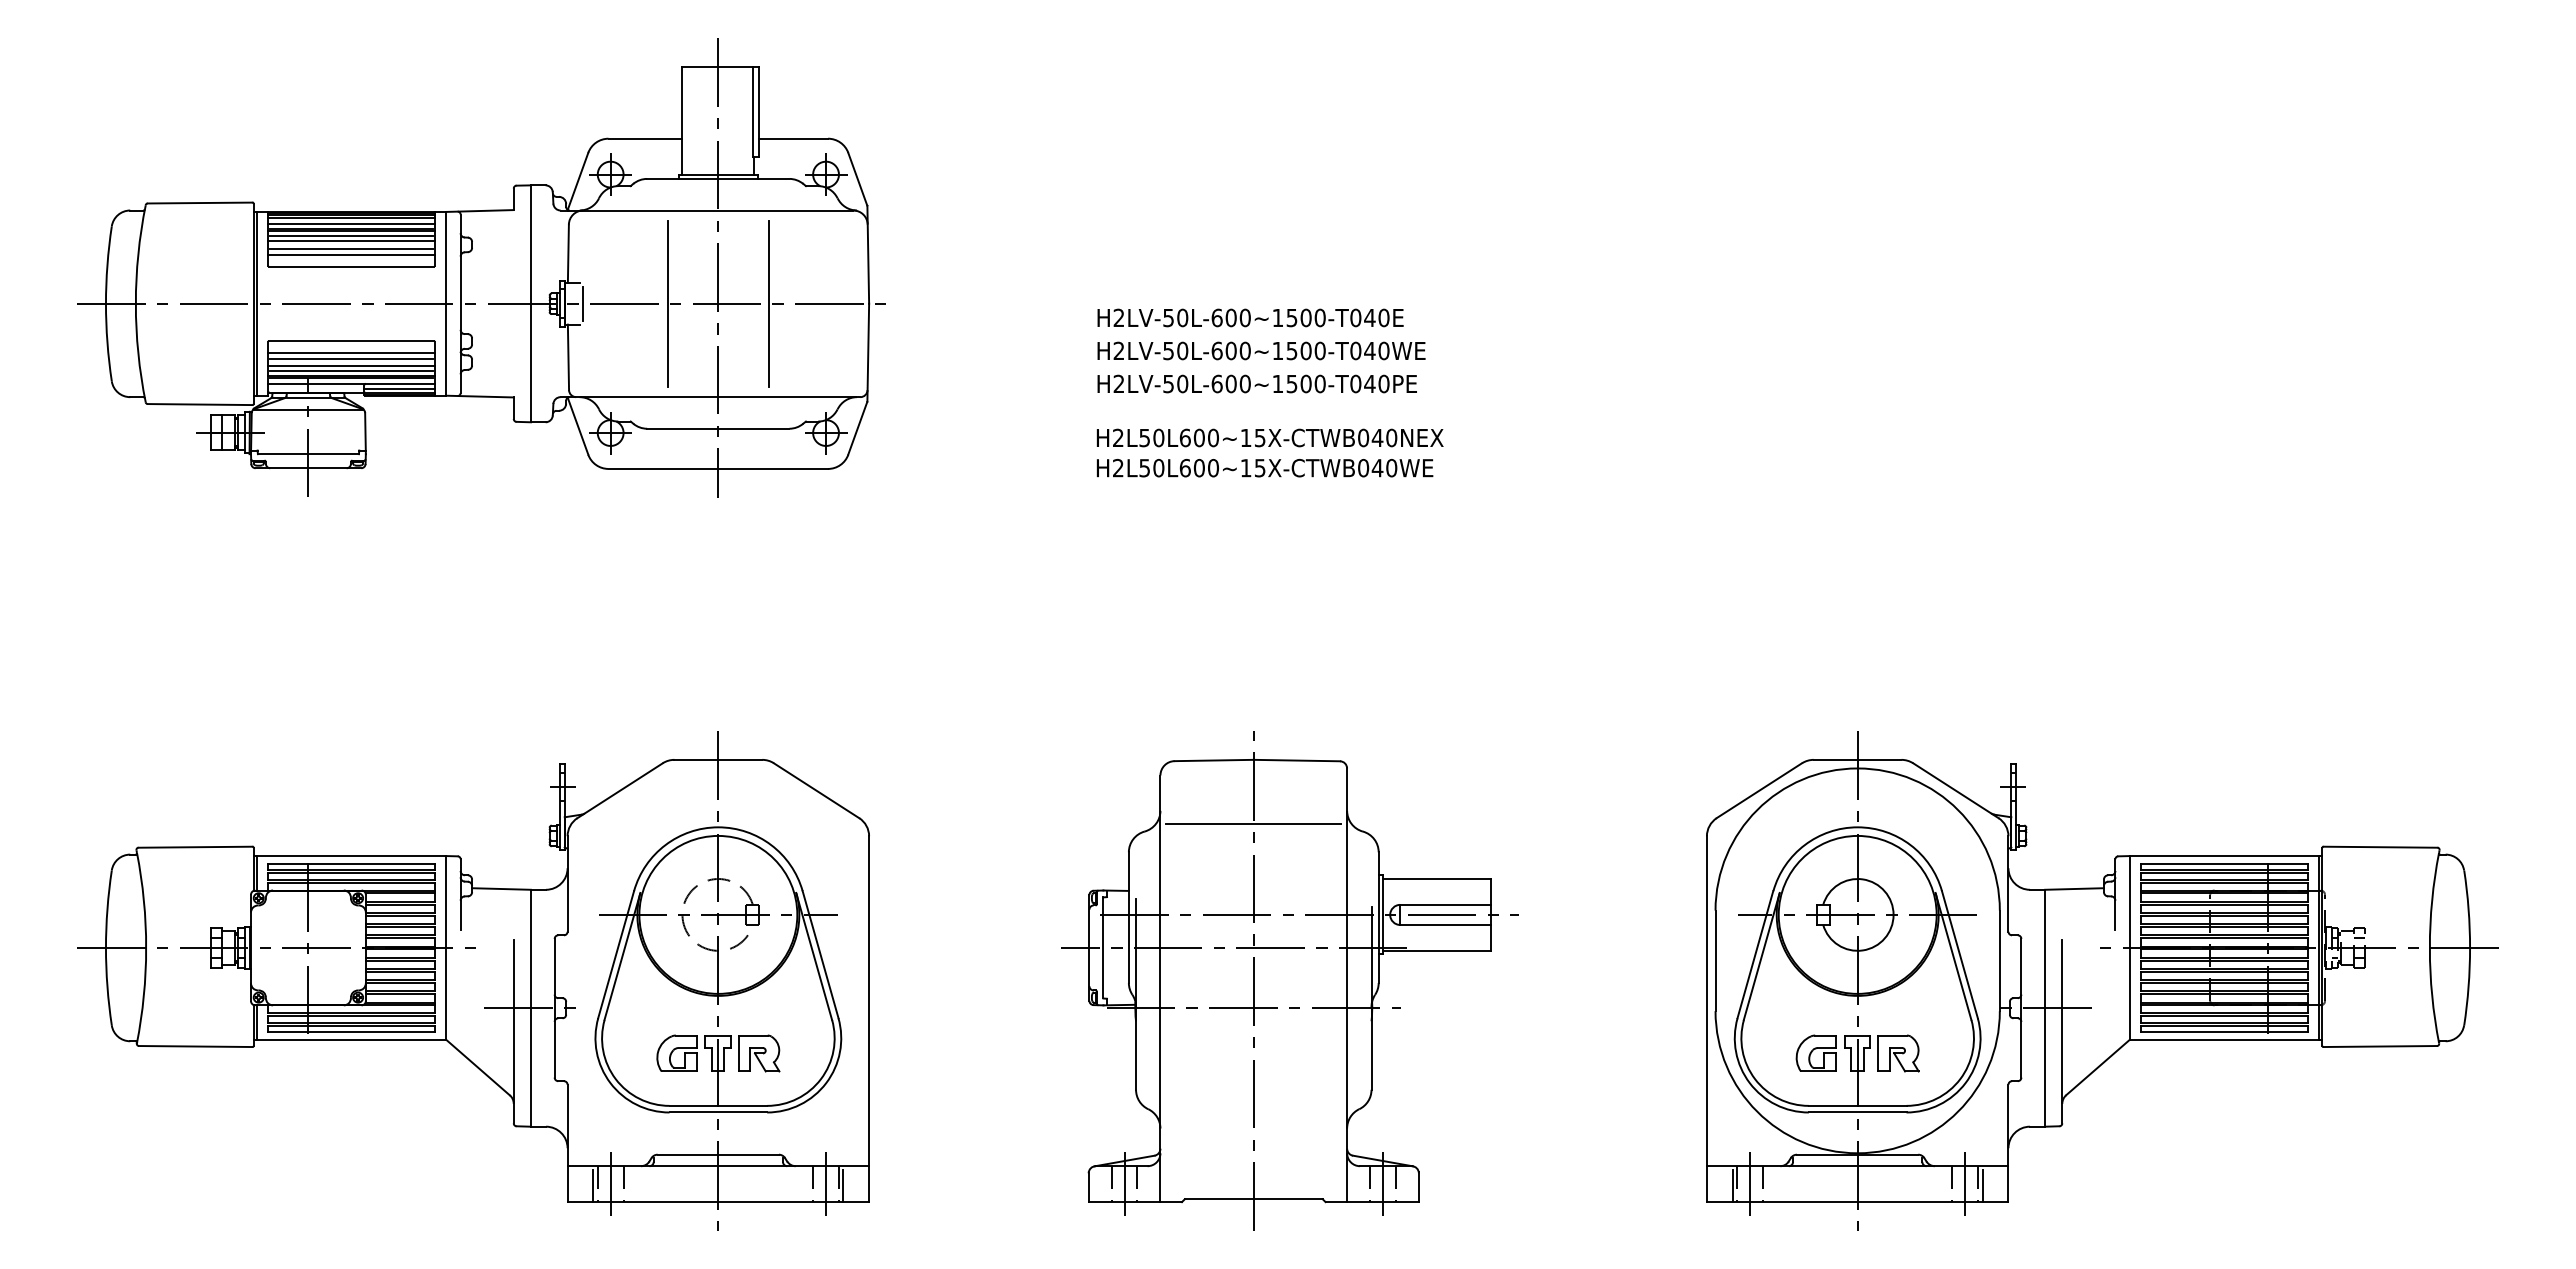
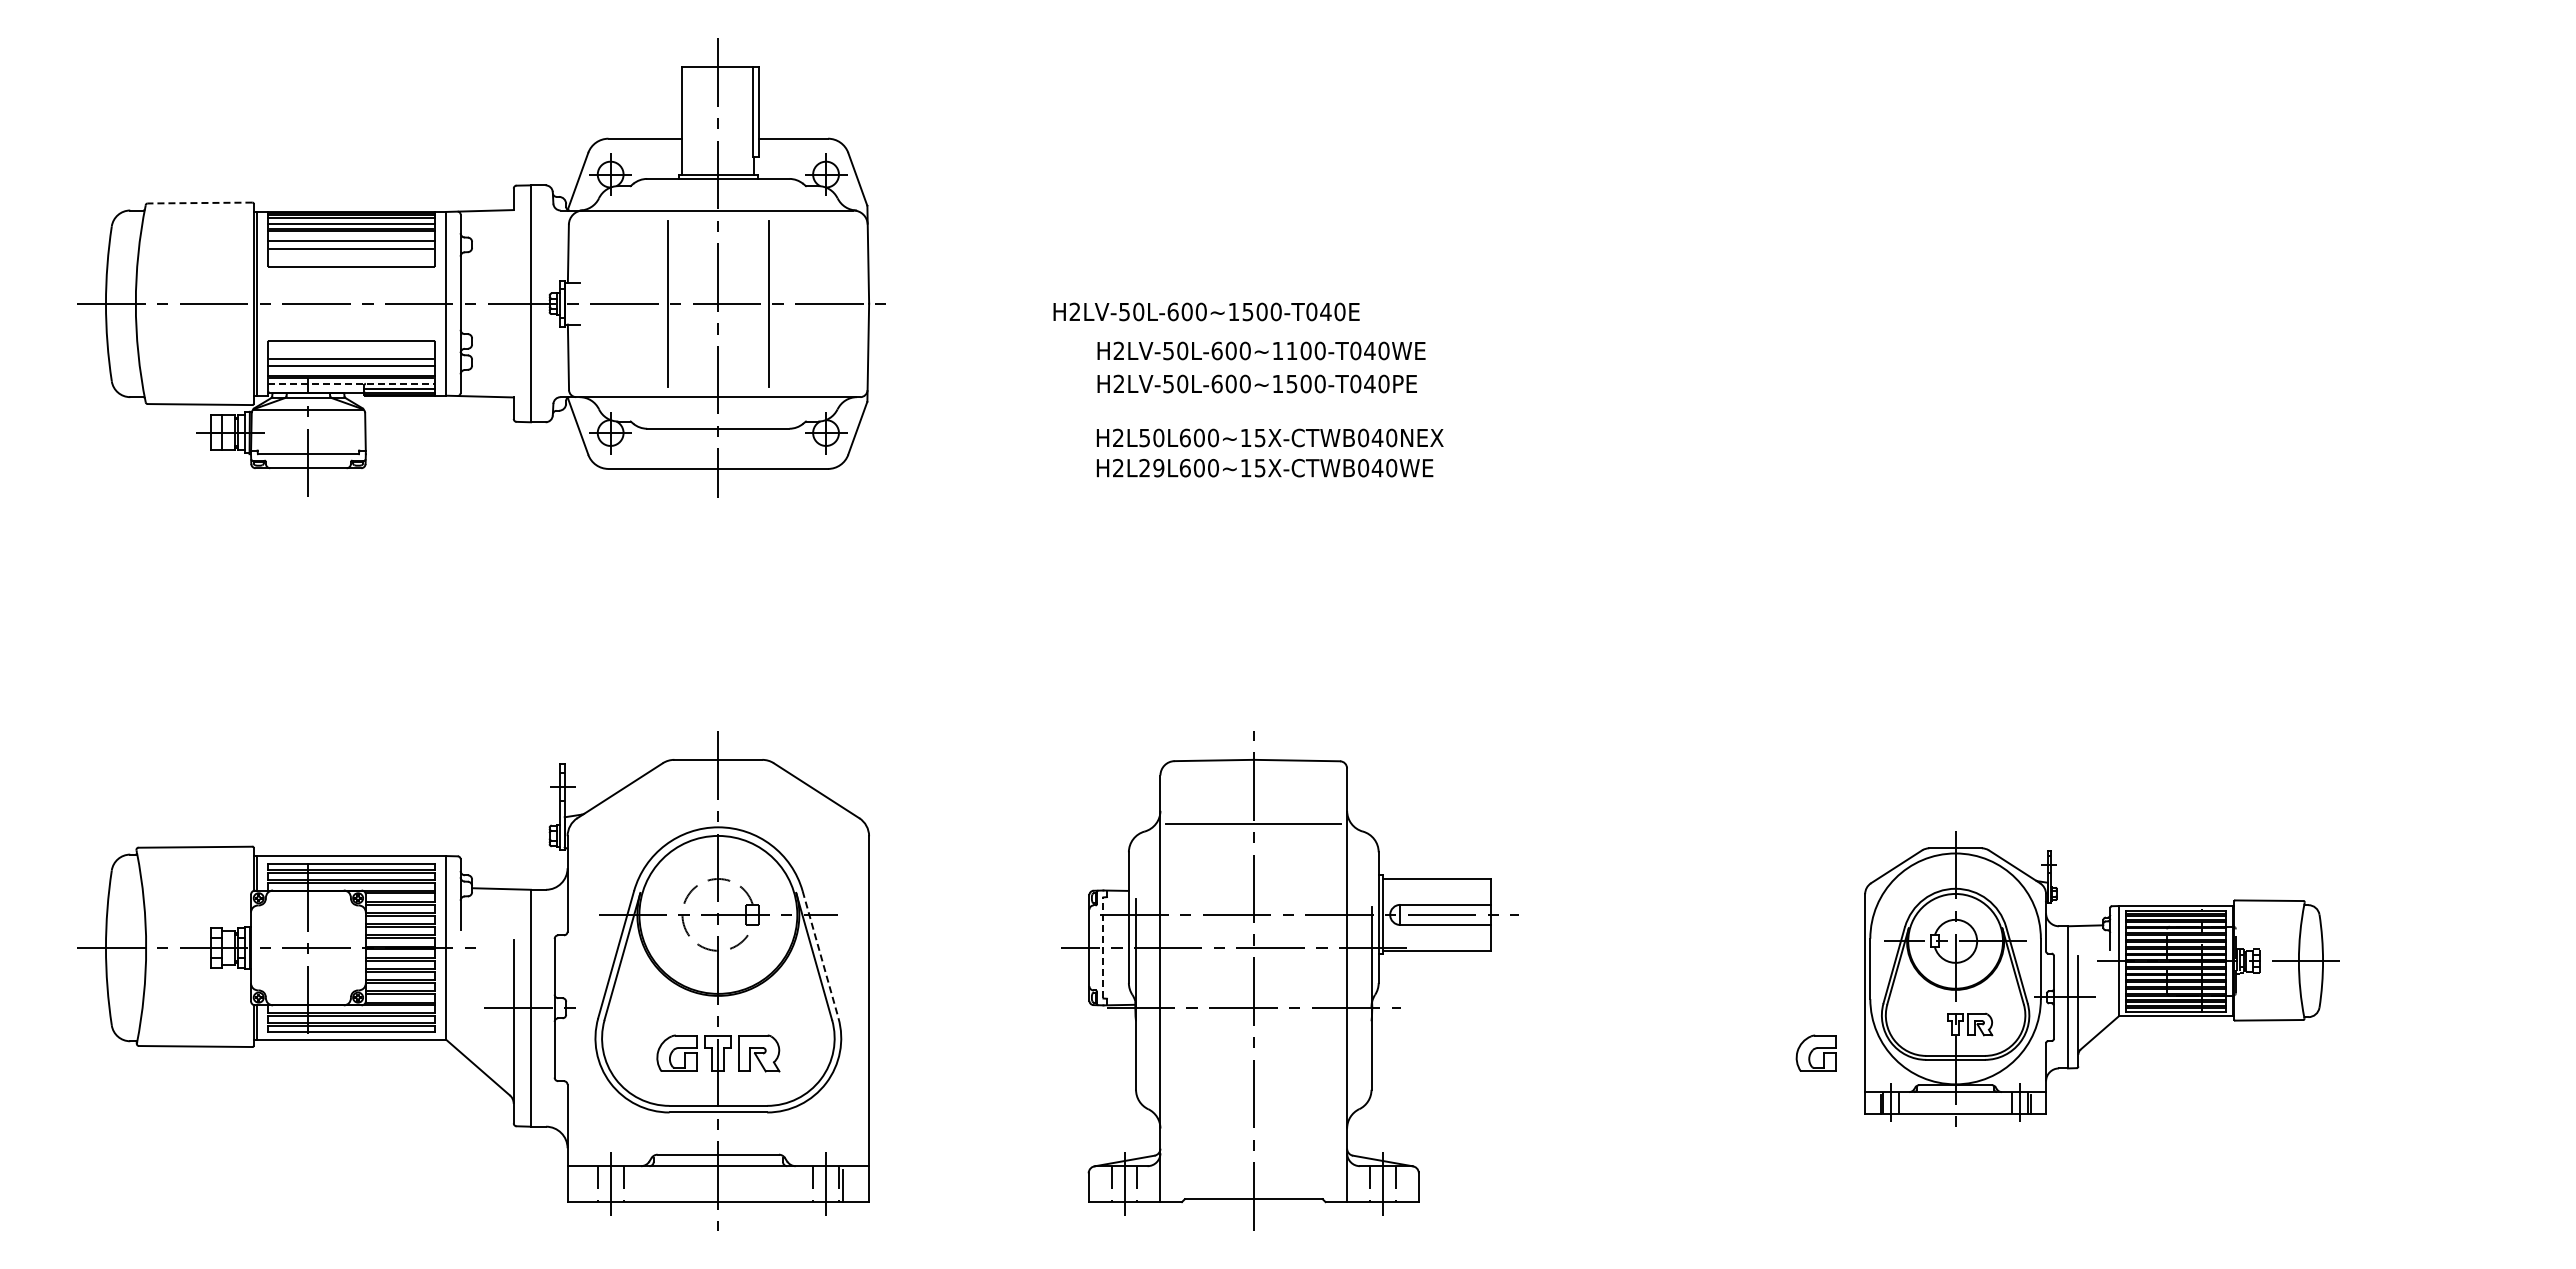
line: solid -> dashed (199, 203)
line: present -> none (351, 236)
line: present -> none (351, 254)
line: present -> none (583, 303)
text position: (1250, 317) -> (1206, 311) (1206, 311)
text: H2LV-50L-600~1500-T040WE -> H2LV-50L-600~1100-T040WE (1291, 351)
line: present -> none (351, 352)
line: present -> none (351, 371)
line: solid -> dashed (352, 383)
text: H2L50L600~15X-CTWB040WE -> H2L29L600~15X-CTWB040WE (1151, 467)
line: solid -> dashed (1103, 947)
line: solid -> dashed (820, 955)
part size: 793x500 px -> 476x296 px (2101, 978)
line: present -> none (593, 1186)
